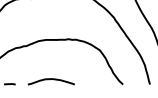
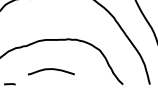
curve position: (49, 80) -> (49, 70) (49, 70)
